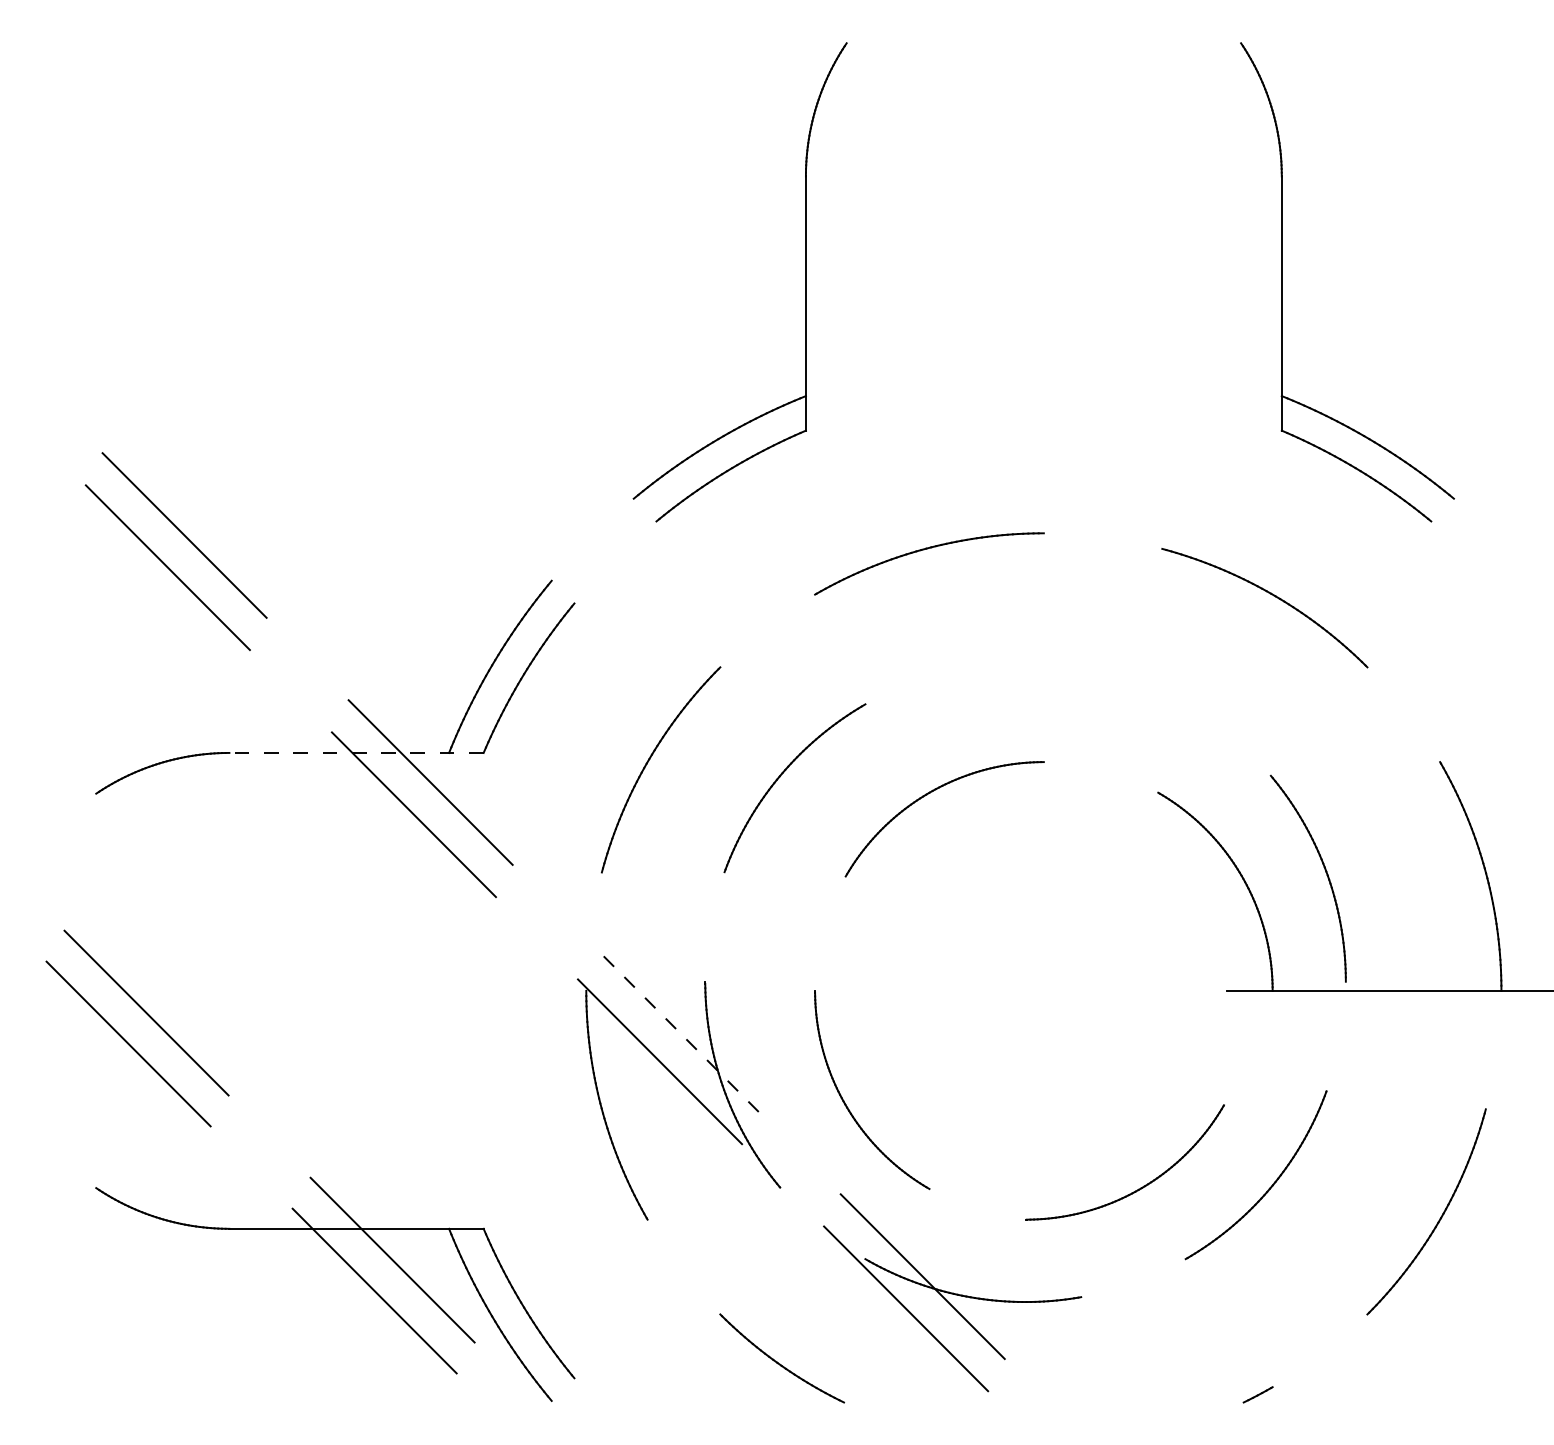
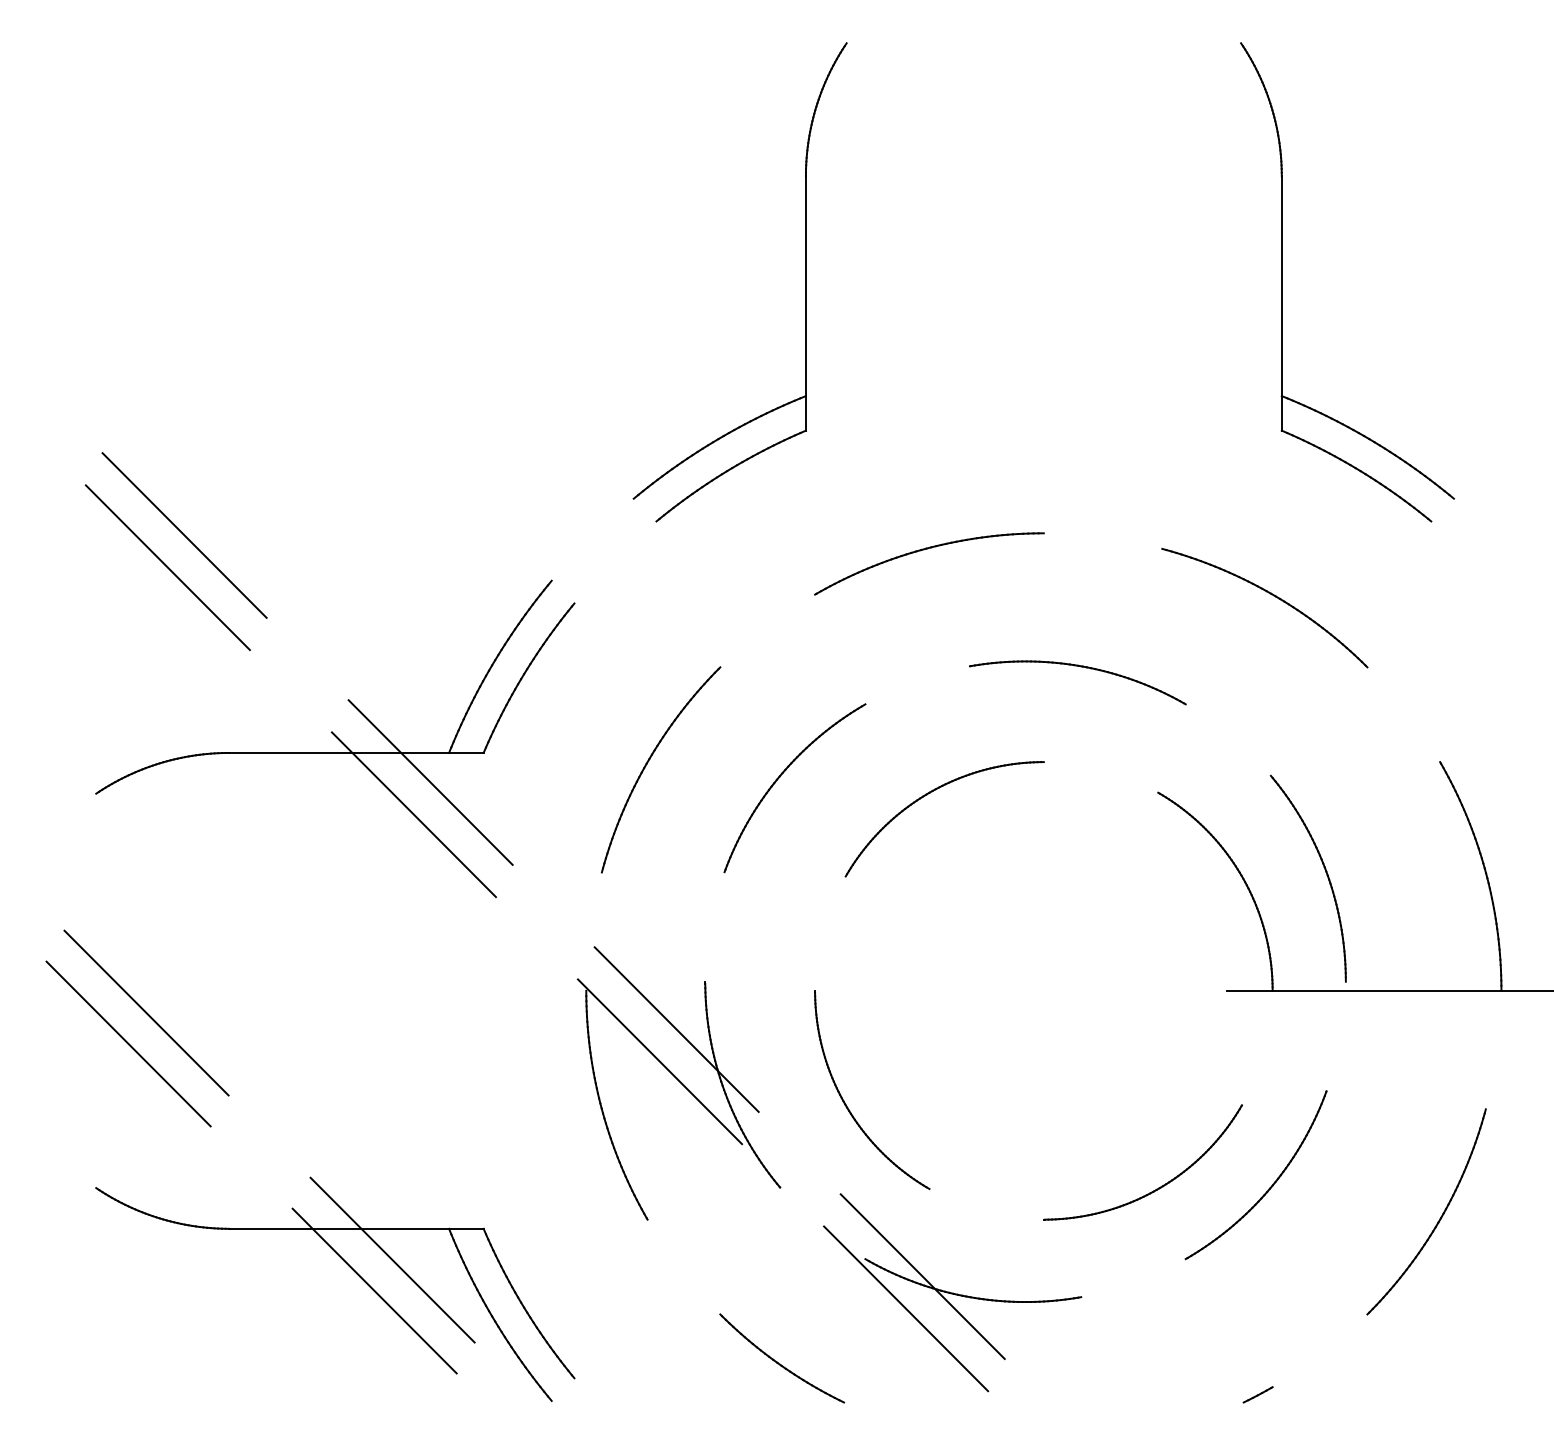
part: none -> present (1080, 667)
line: dashed -> solid (356, 752)
line: dashed -> solid (676, 1029)
part position: (1138, 1188) -> (1156, 1188) (1156, 1188)
